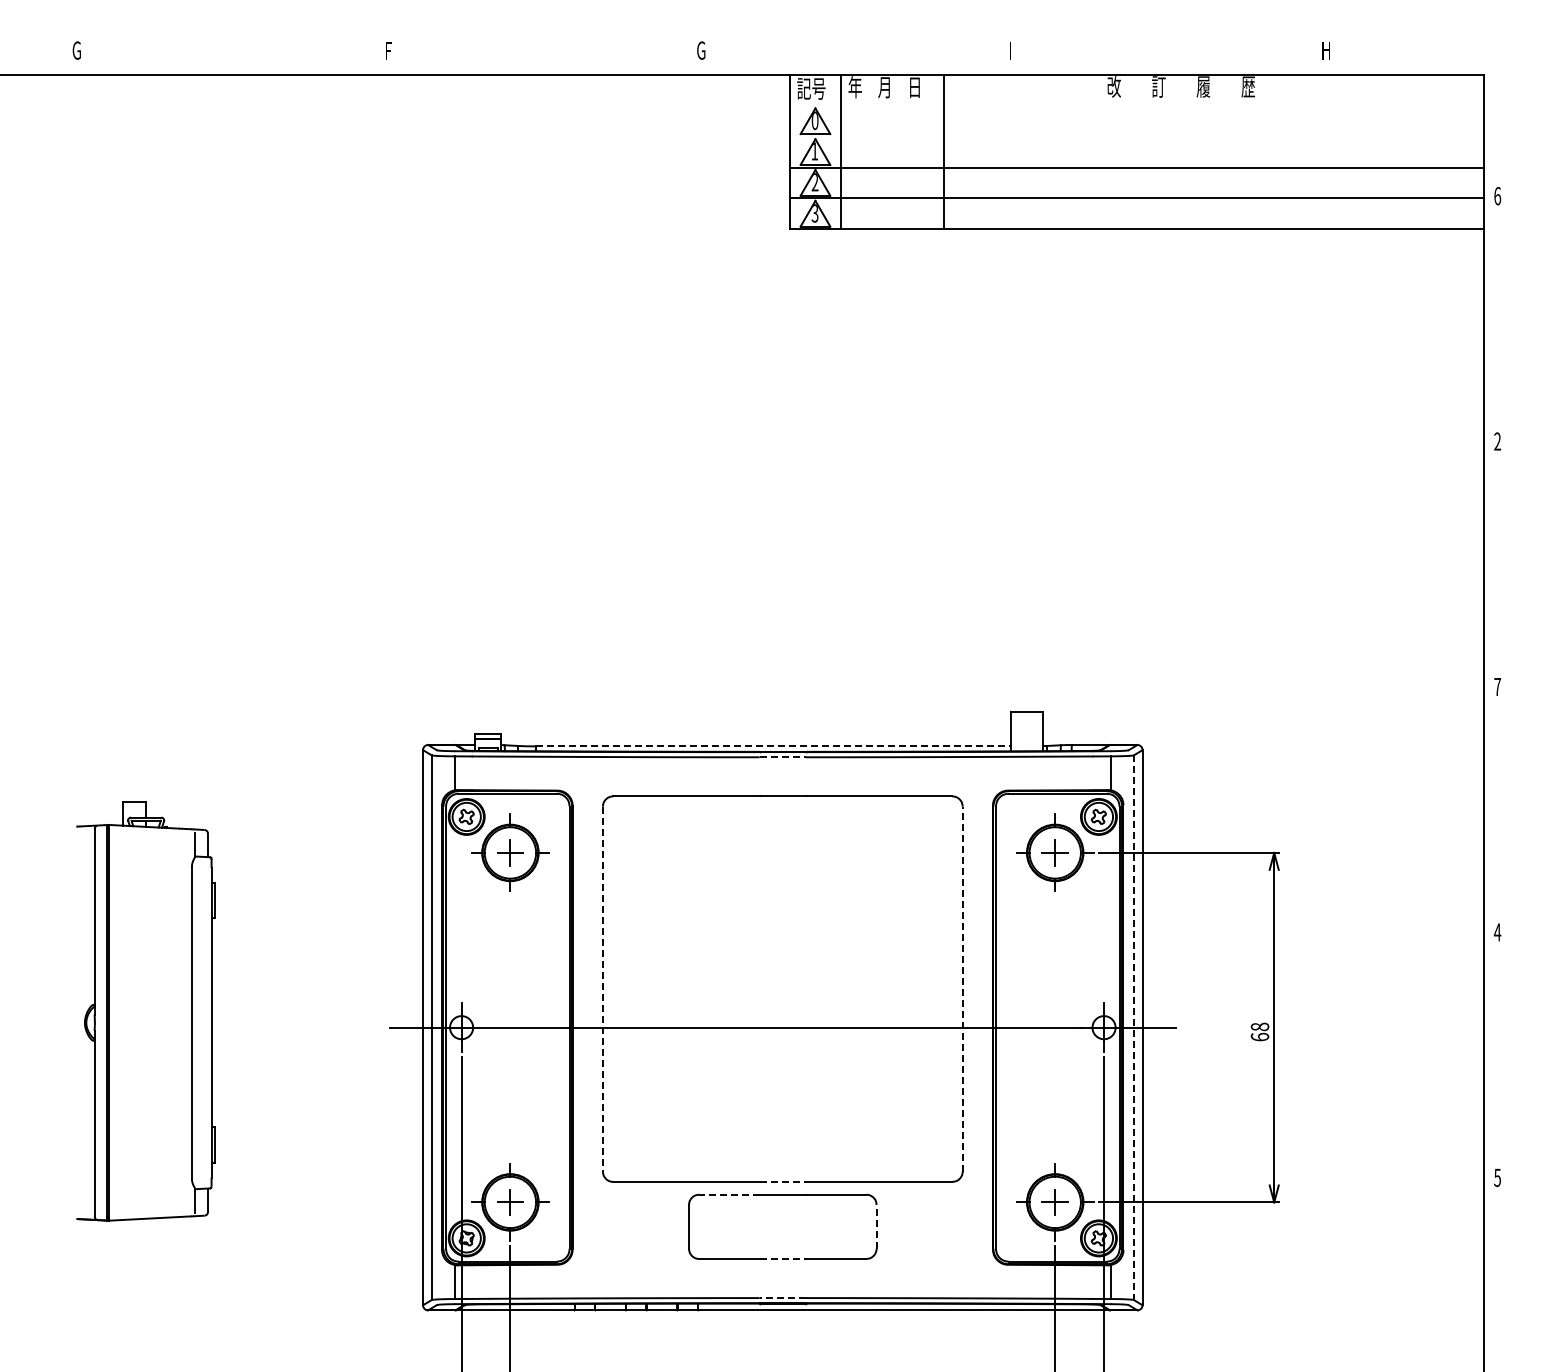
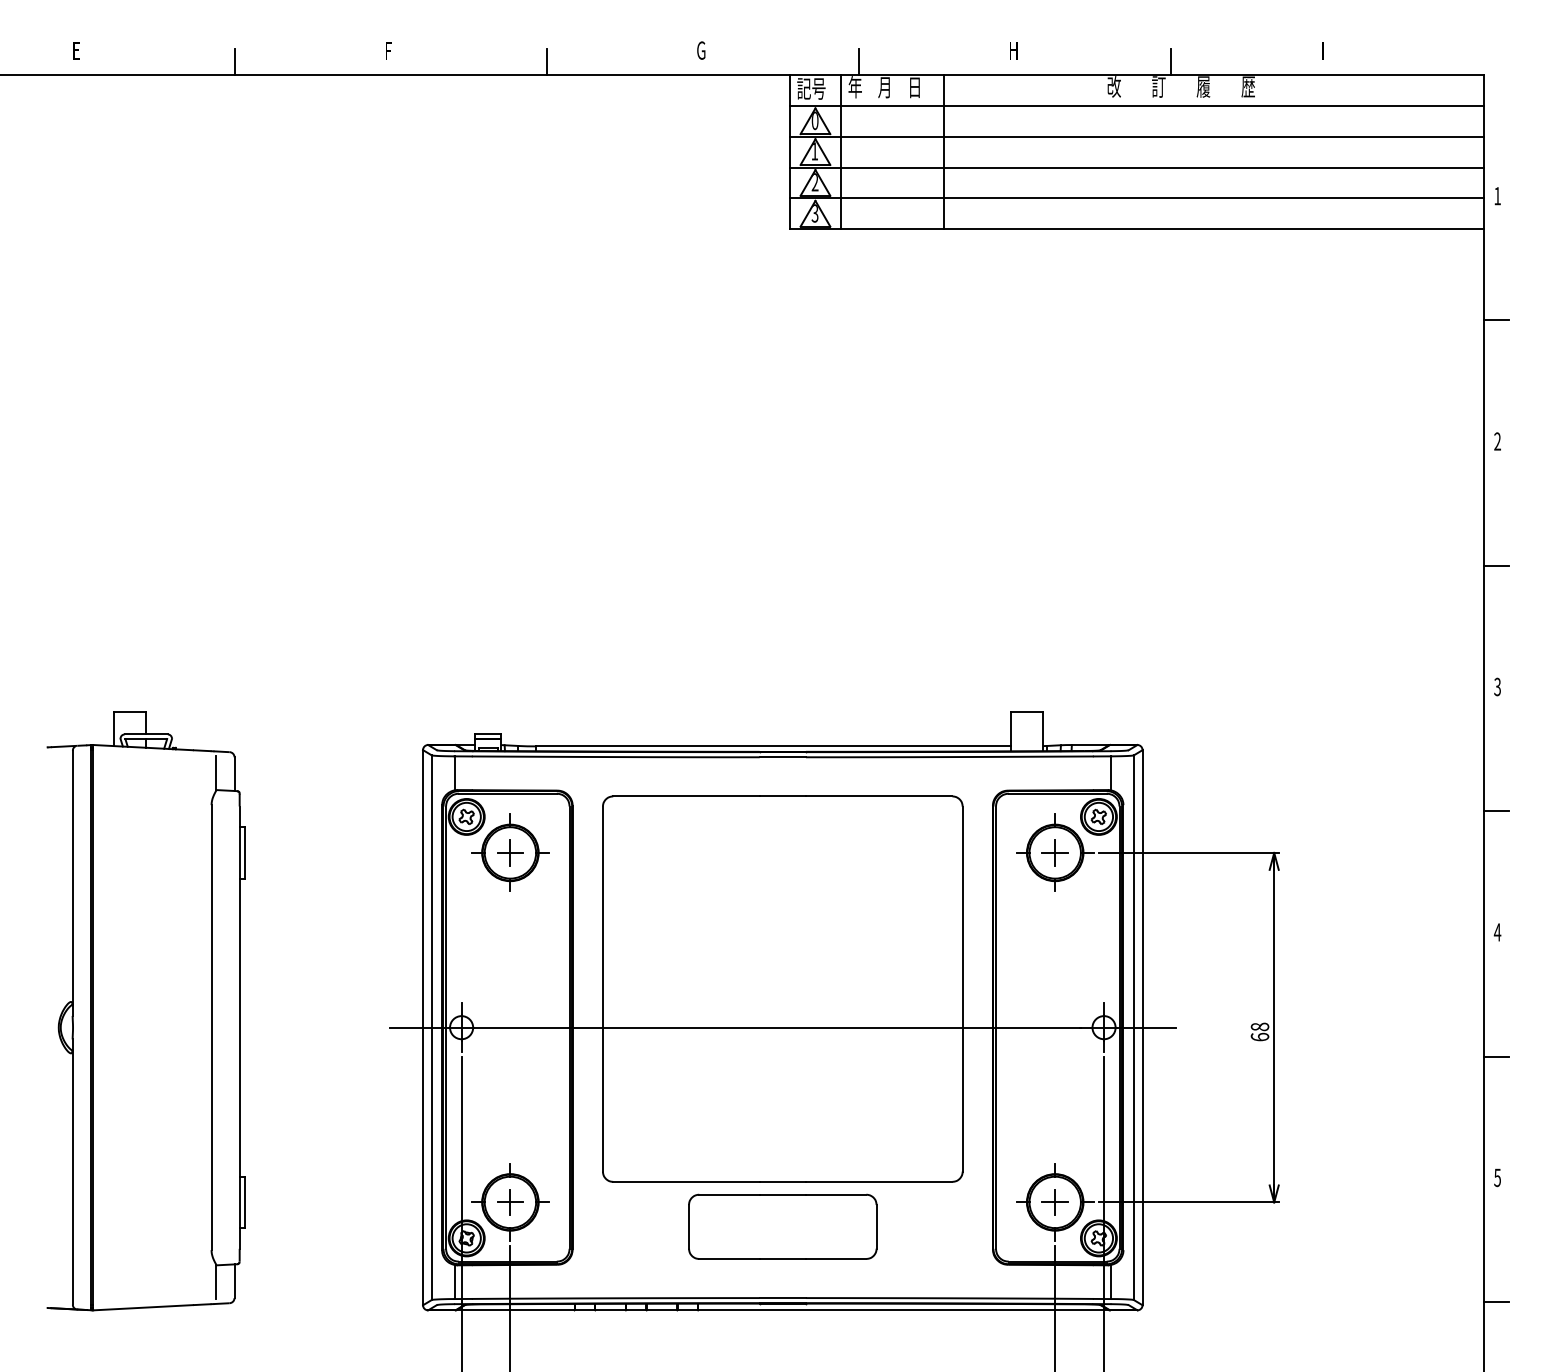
text: G -> E (76, 50)
text: I -> H (1014, 50)
text: H -> I (1326, 50)
line: none -> present (234, 62)
line: none -> present (546, 62)
line: none -> present (859, 62)
line: none -> present (1171, 62)
line: none -> present (1136, 105)
line: none -> present (1136, 136)
text: 6 -> 1 (1497, 195)
line: none -> present (1496, 320)
line: none -> present (1496, 565)
text: 7 -> 3 (1497, 686)
line: dashed -> solid (774, 746)
line: dashed -> solid (783, 757)
line: none -> present (1496, 811)
line: dashed -> solid (962, 988)
line: dashed -> solid (602, 989)
part size: 140x421 px -> 200x601 px (145, 1011)
line: dashed -> solid (1133, 1028)
line: none -> present (1496, 1056)
line: dashed -> solid (783, 1181)
line: dashed -> solid (729, 1194)
line: dashed -> solid (876, 1226)
line: dashed -> solid (783, 1258)
line: dashed -> solid (782, 1298)
line: none -> present (1496, 1302)
